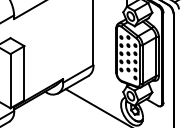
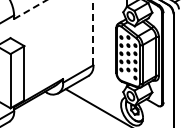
line: solid -> dashed (30, 9)
line: solid -> dashed (93, 32)
